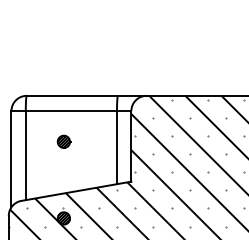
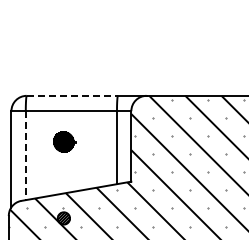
line: solid -> dashed (72, 95)
part size: 16x15 px -> 24x22 px (64, 141)
line: solid -> dashed (25, 156)
